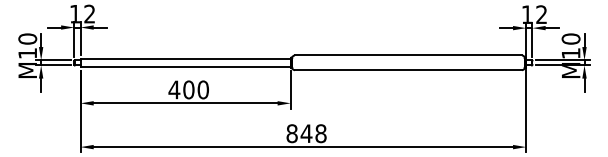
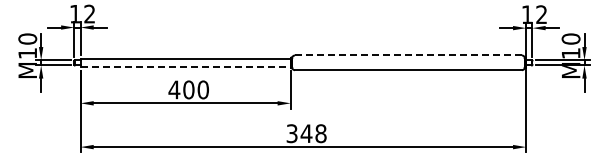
line: solid -> dashed (408, 55)
line: solid -> dashed (186, 66)
text: 848 -> 348 (291, 133)
